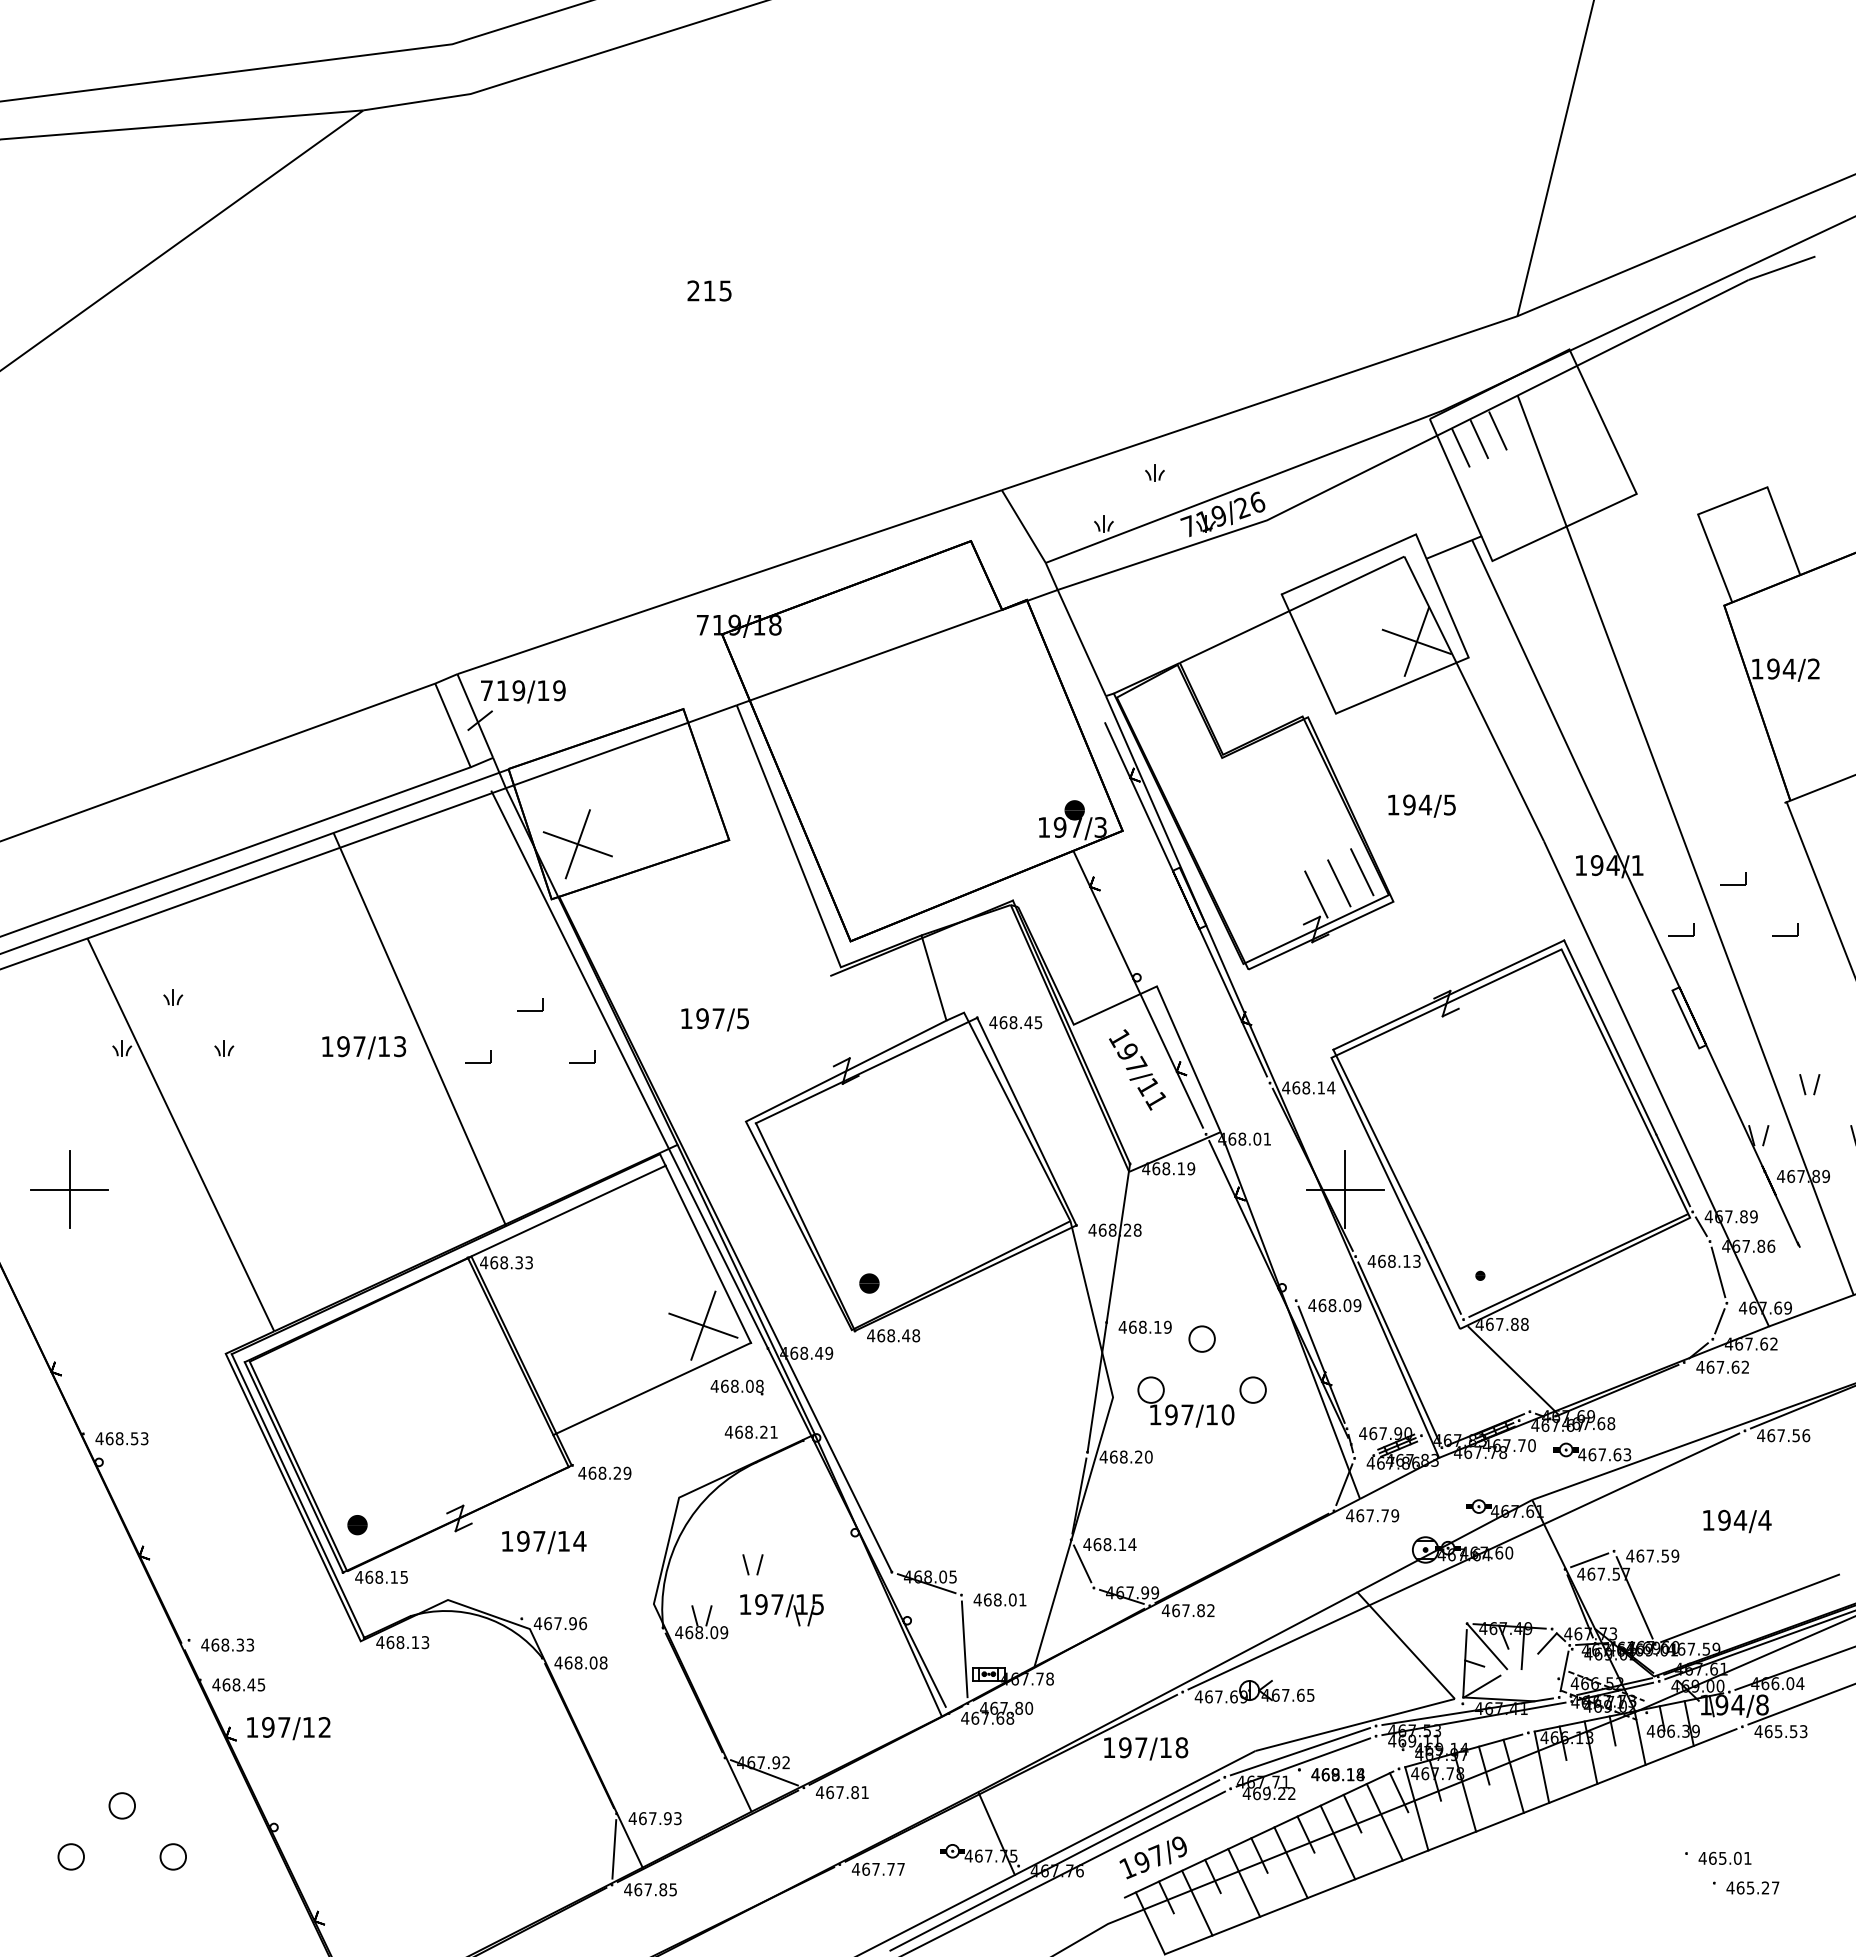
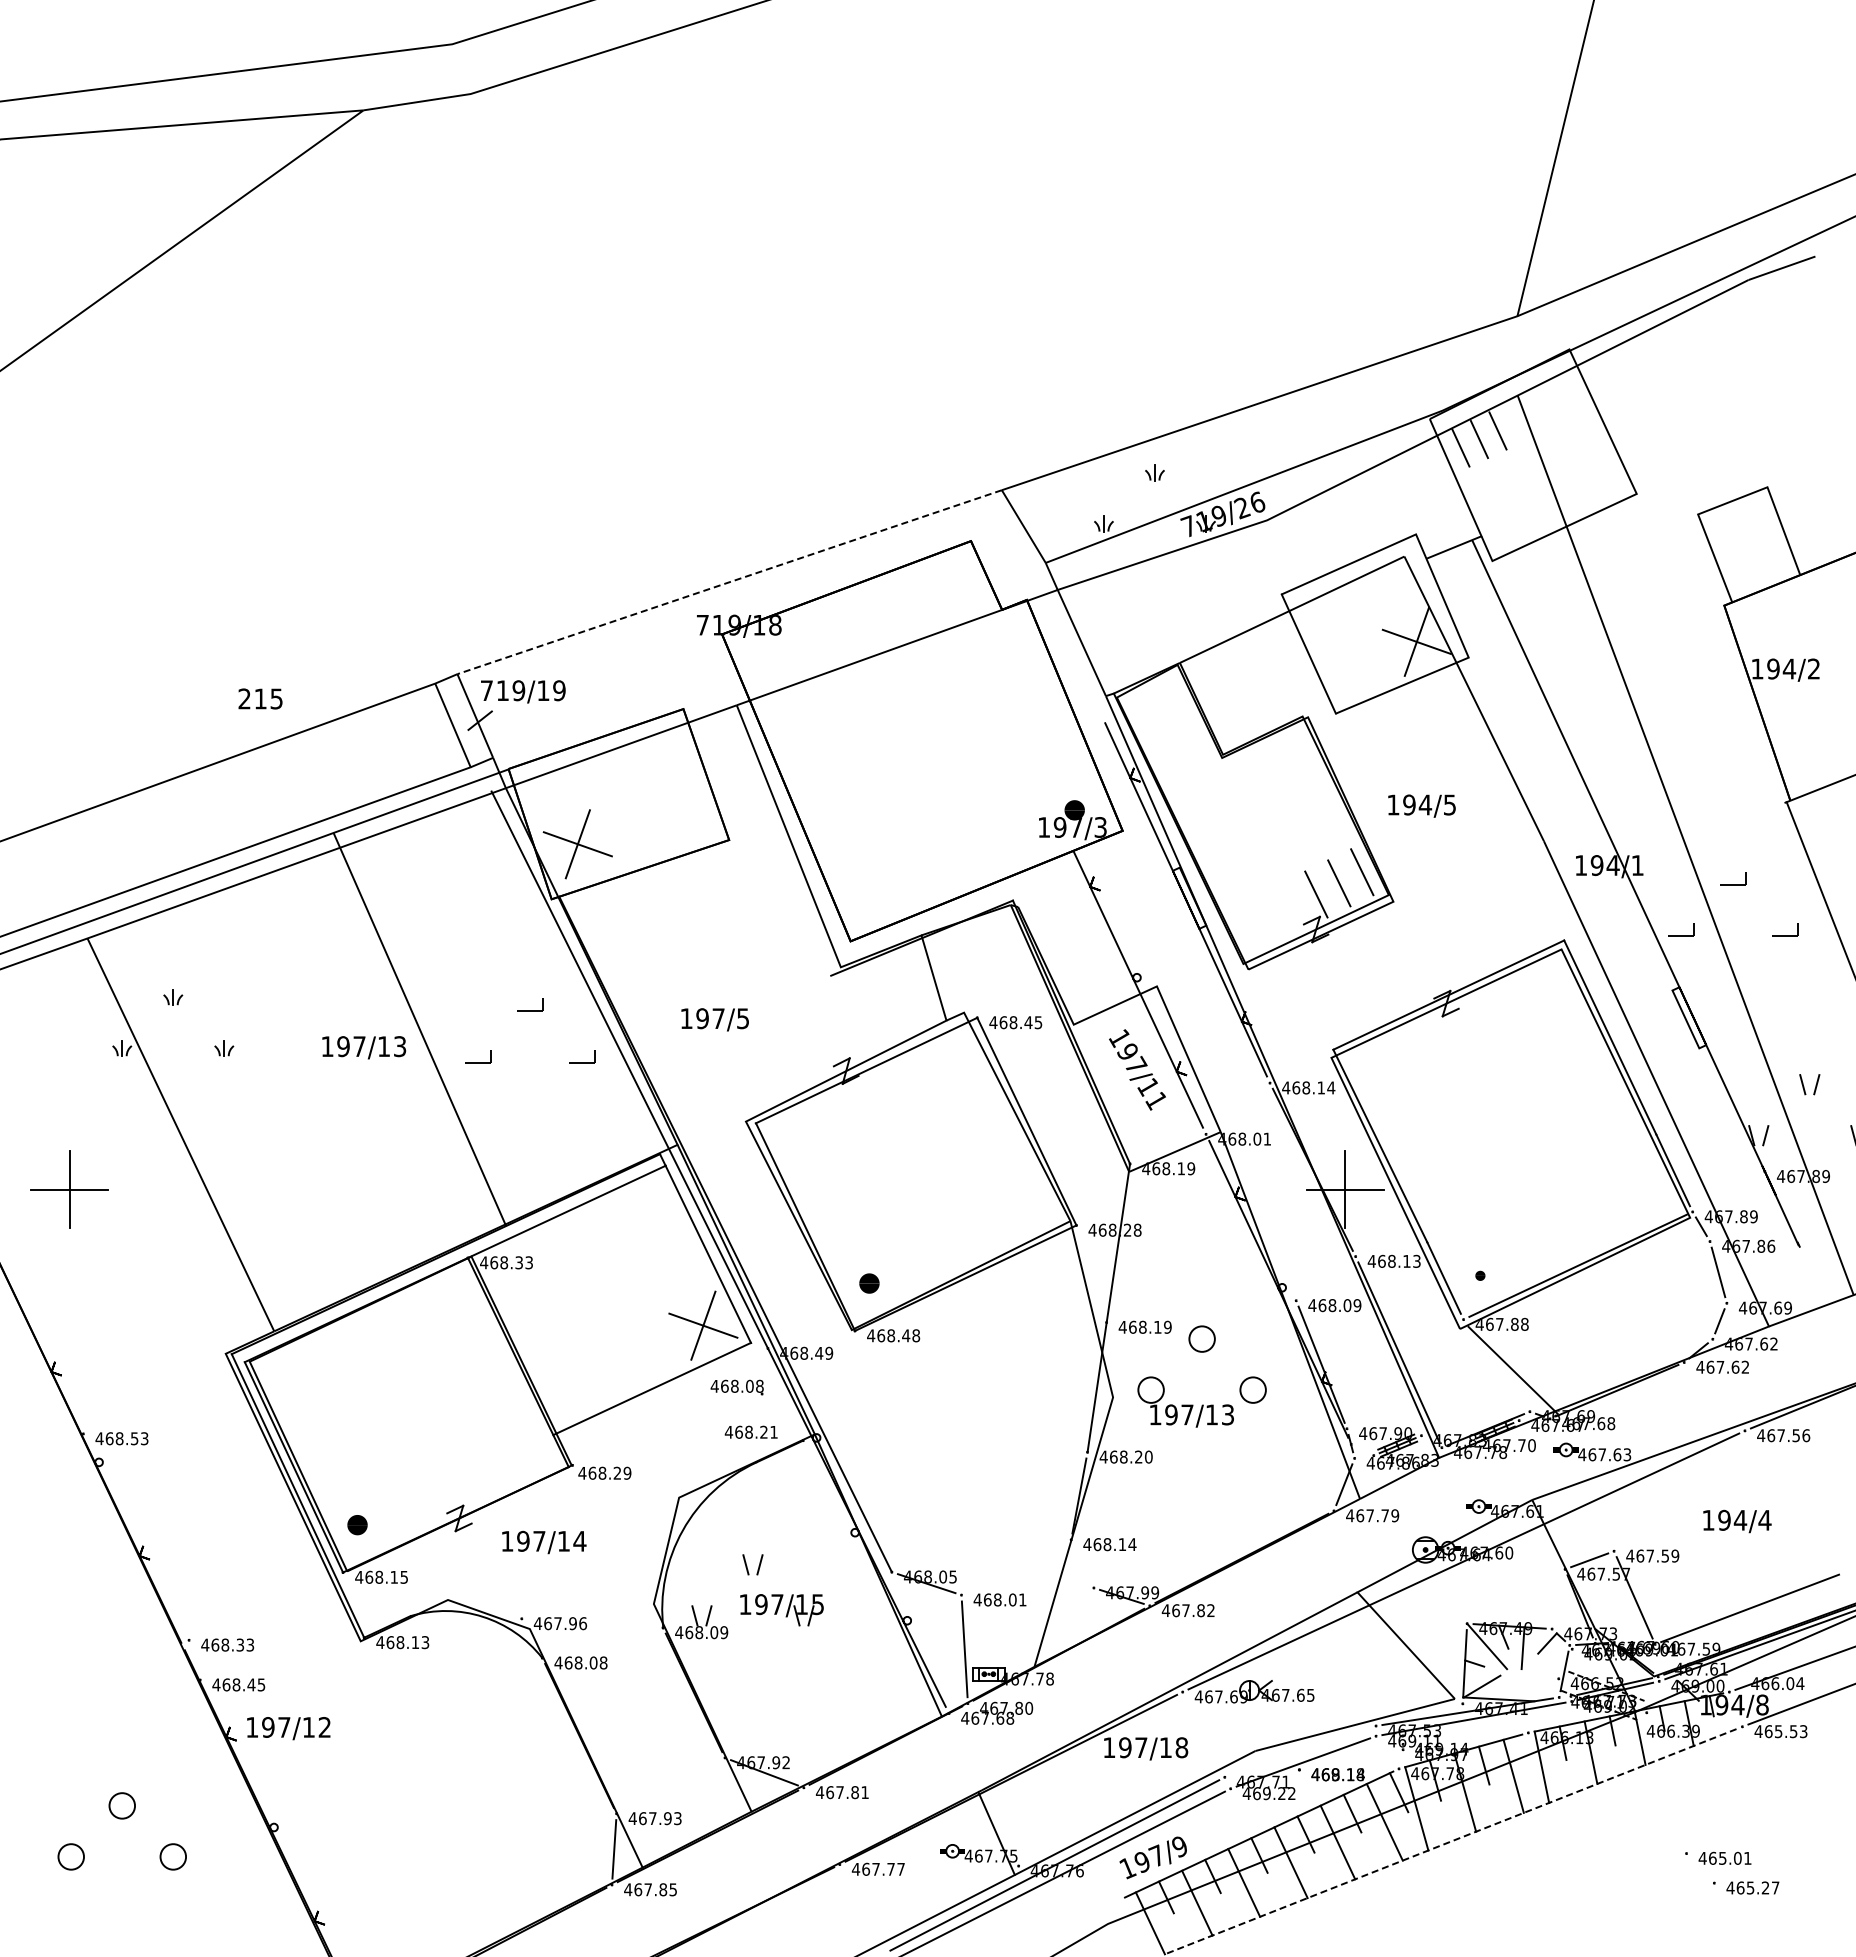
text position: (709, 290) -> (260, 698) (260, 698)
line: solid -> dashed (729, 582)
text: 197/10 -> 197/13 (1227, 1414)
line: present -> none (1082, 1563)
line: present -> none (1300, 1751)
line: solid -> dashed (1450, 1841)
